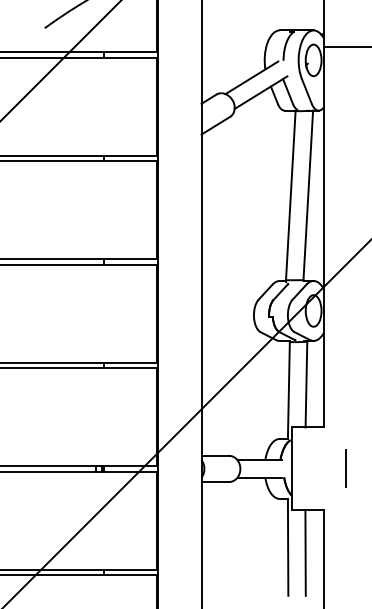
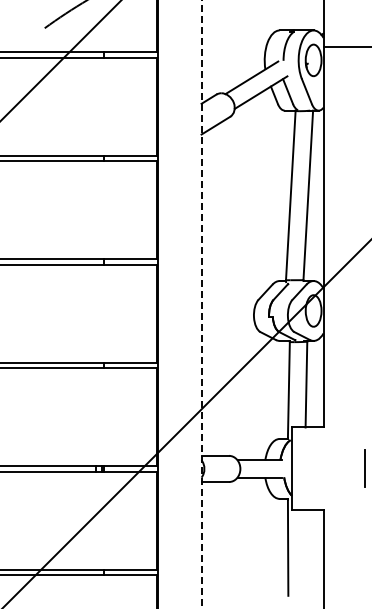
line: solid -> dashed (201, 304)
line position: (345, 468) -> (364, 468) (364, 468)
line: present -> none (305, 552)
